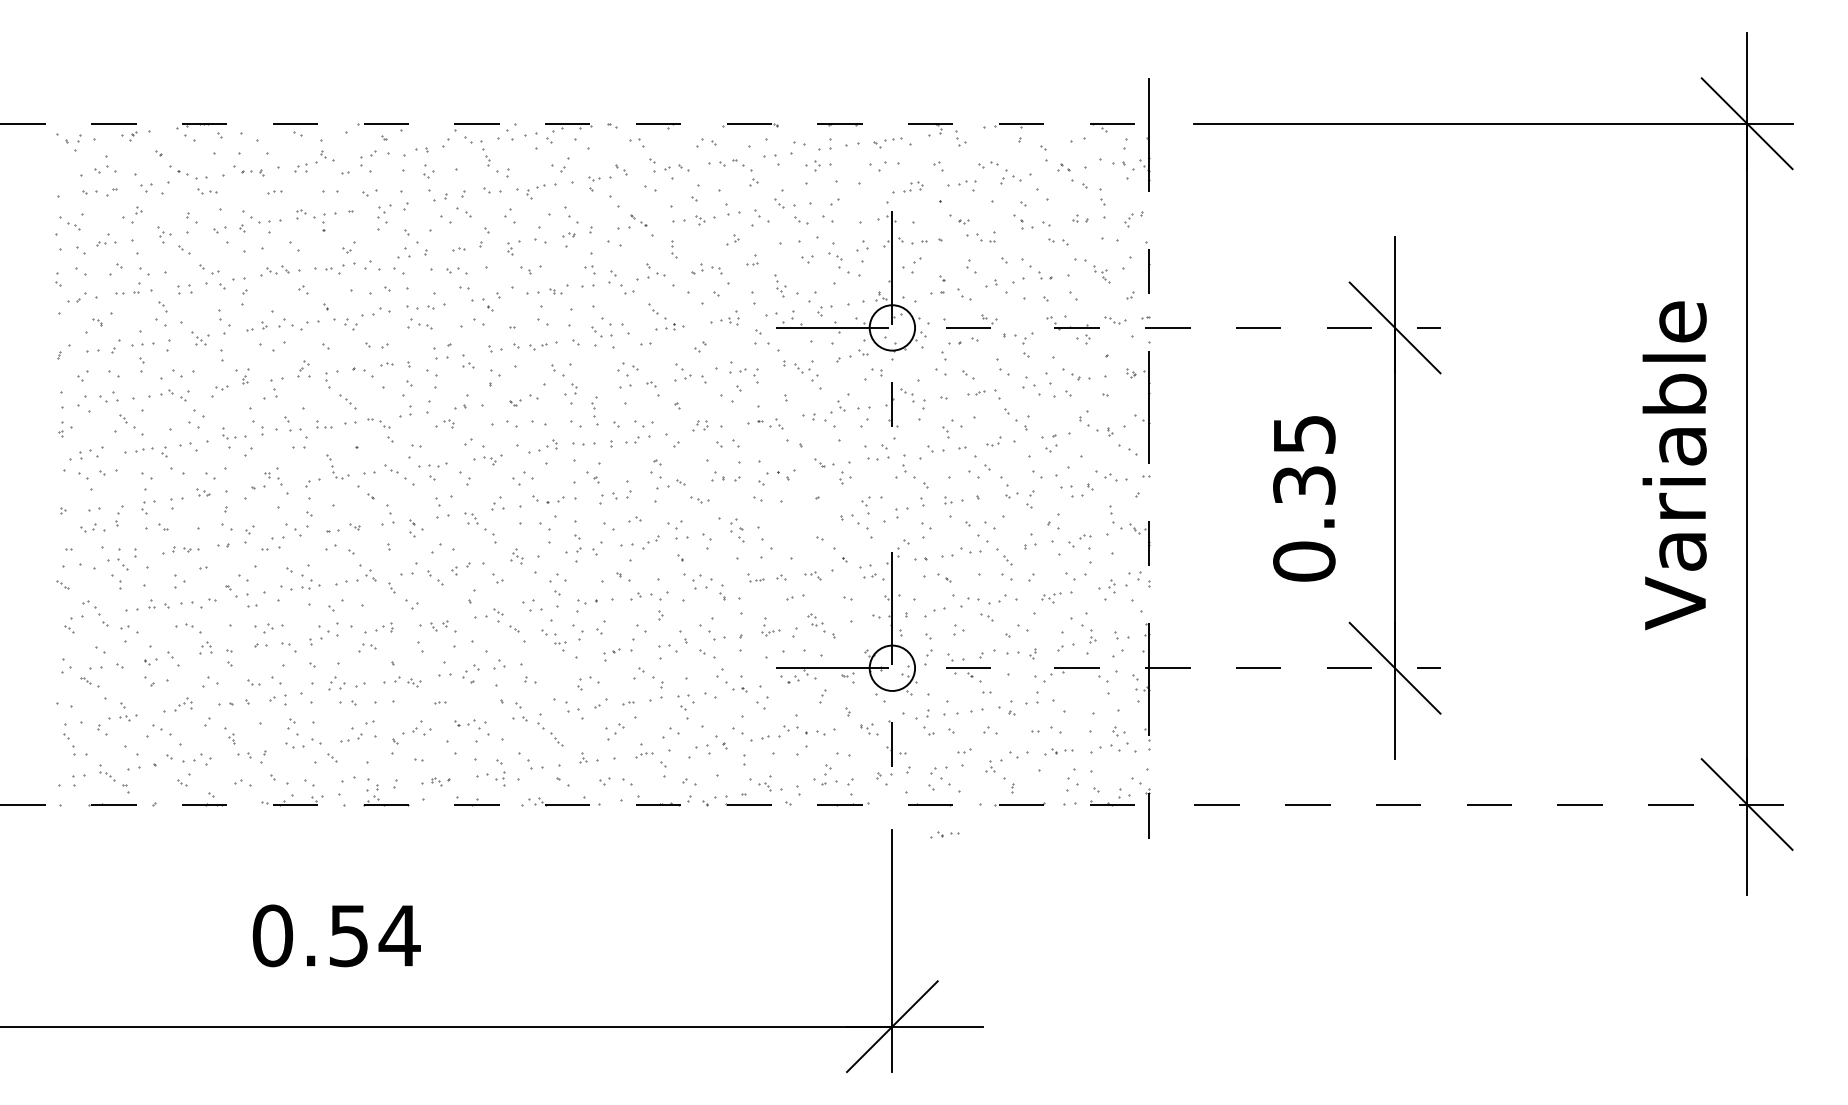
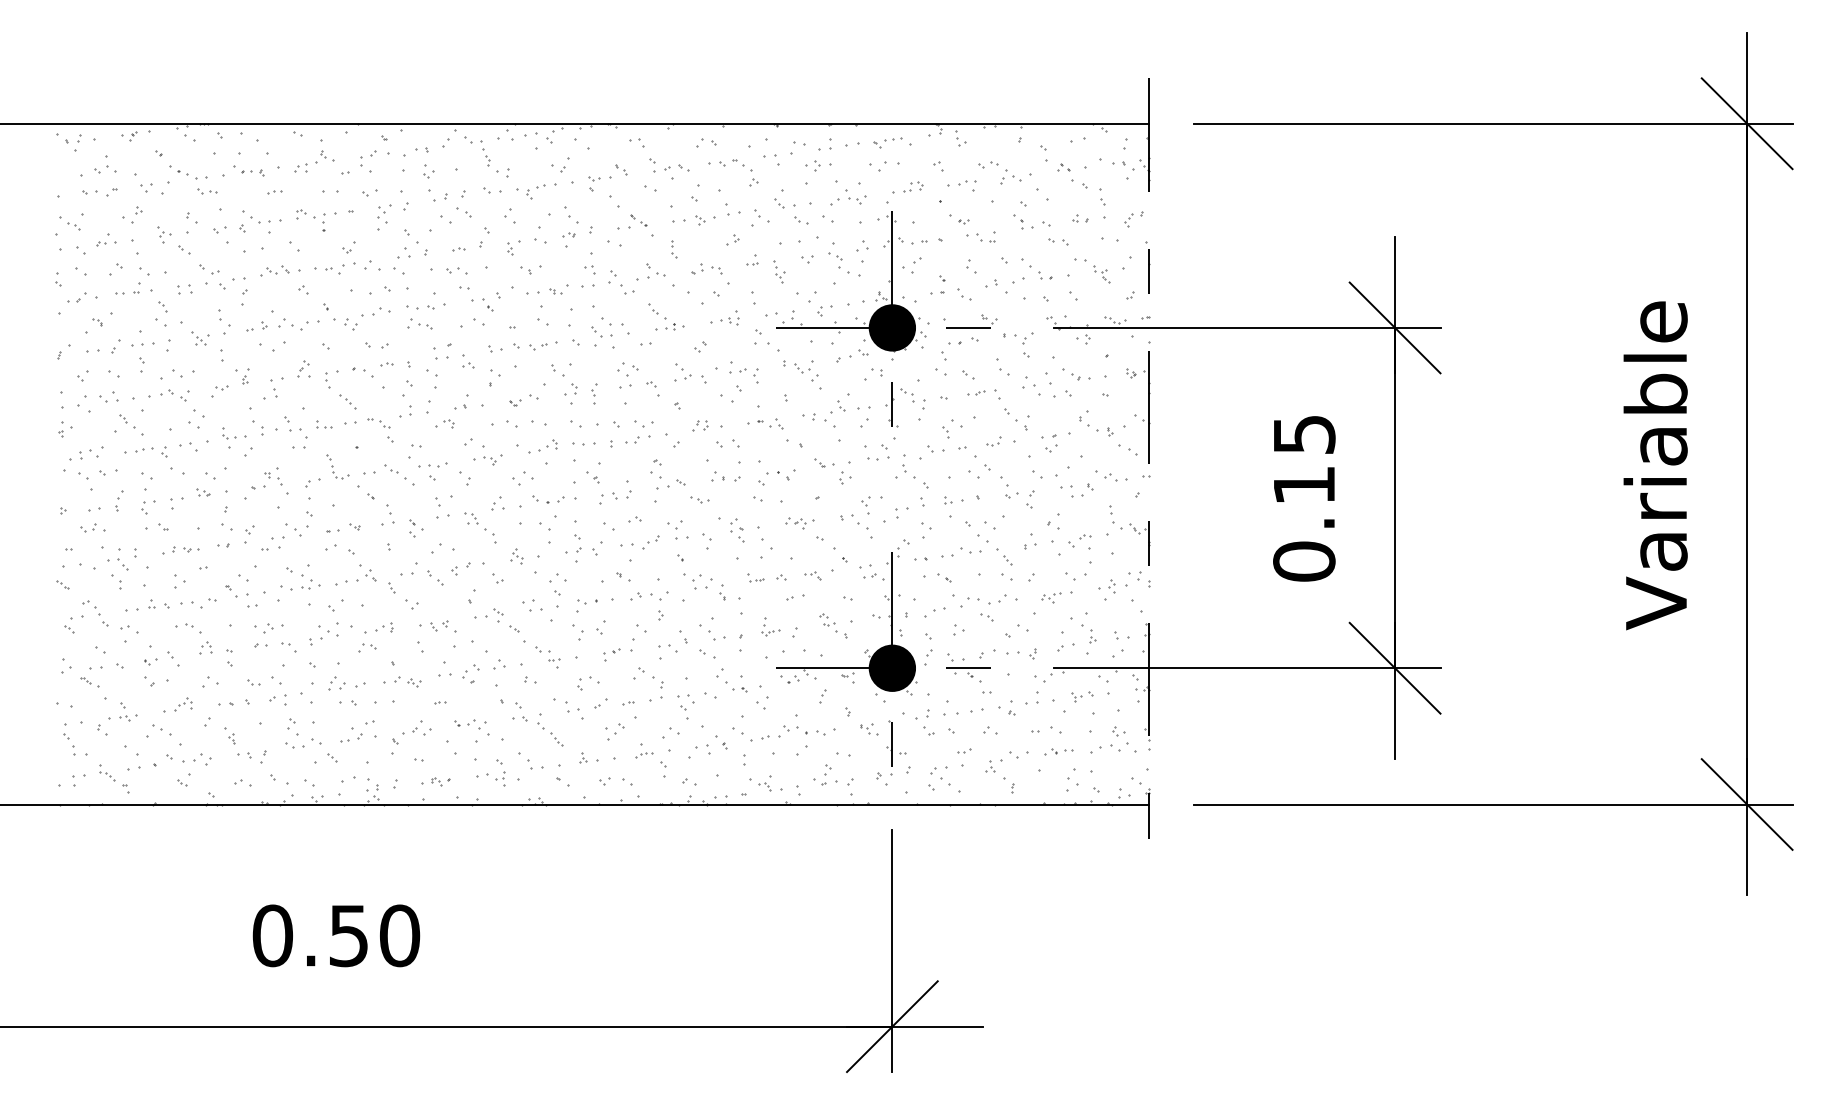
line: dashed -> solid (575, 123)
part: none -> present (855, 196)
part position: (780, 285) -> (779, 271) (779, 271)
fill: none -> present (892, 327)
line: dashed -> solid (1247, 327)
part position: (594, 406) -> (594, 393) (594, 393)
text position: (1674, 465) -> (1655, 465) (1655, 465)
text: 0.35 -> 0.15 (1304, 485)
part position: (119, 515) -> (119, 500) (119, 500)
part: none -> present (799, 523)
part position: (821, 625) -> (833, 625) (833, 625)
part position: (553, 640) -> (547, 657) (547, 657)
fill: none -> present (892, 667)
line: dashed -> solid (1247, 668)
part: none -> present (1082, 696)
line: dashed -> solid (575, 804)
line: dashed -> solid (1493, 804)
part: present -> none (944, 834)
text: 0.54 -> 0.50 (399, 935)
